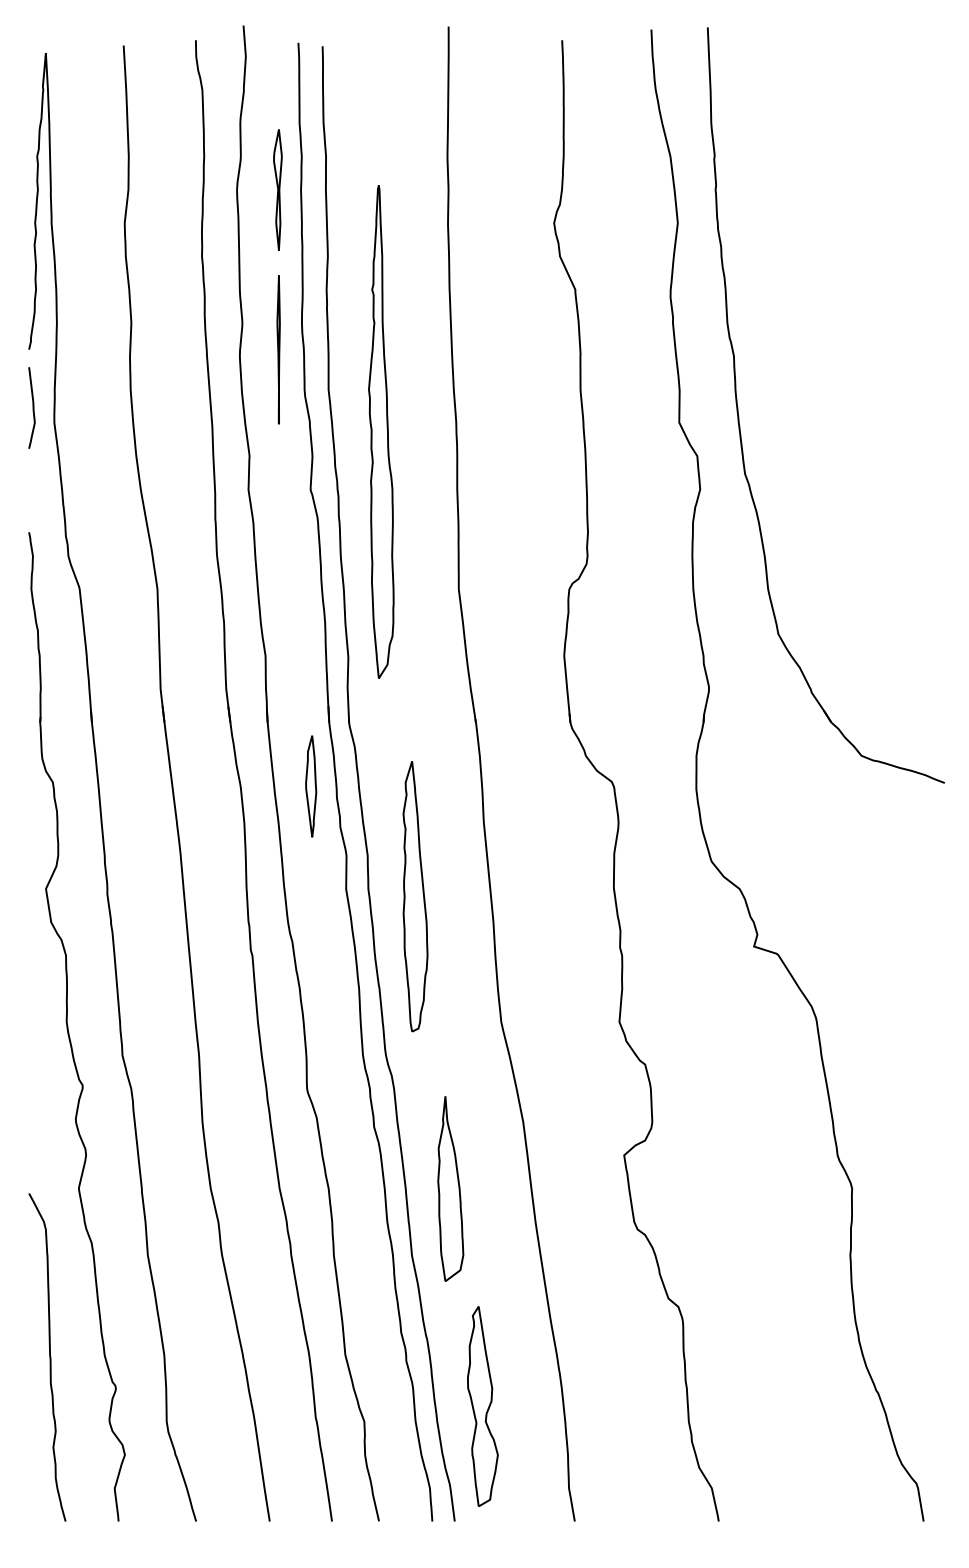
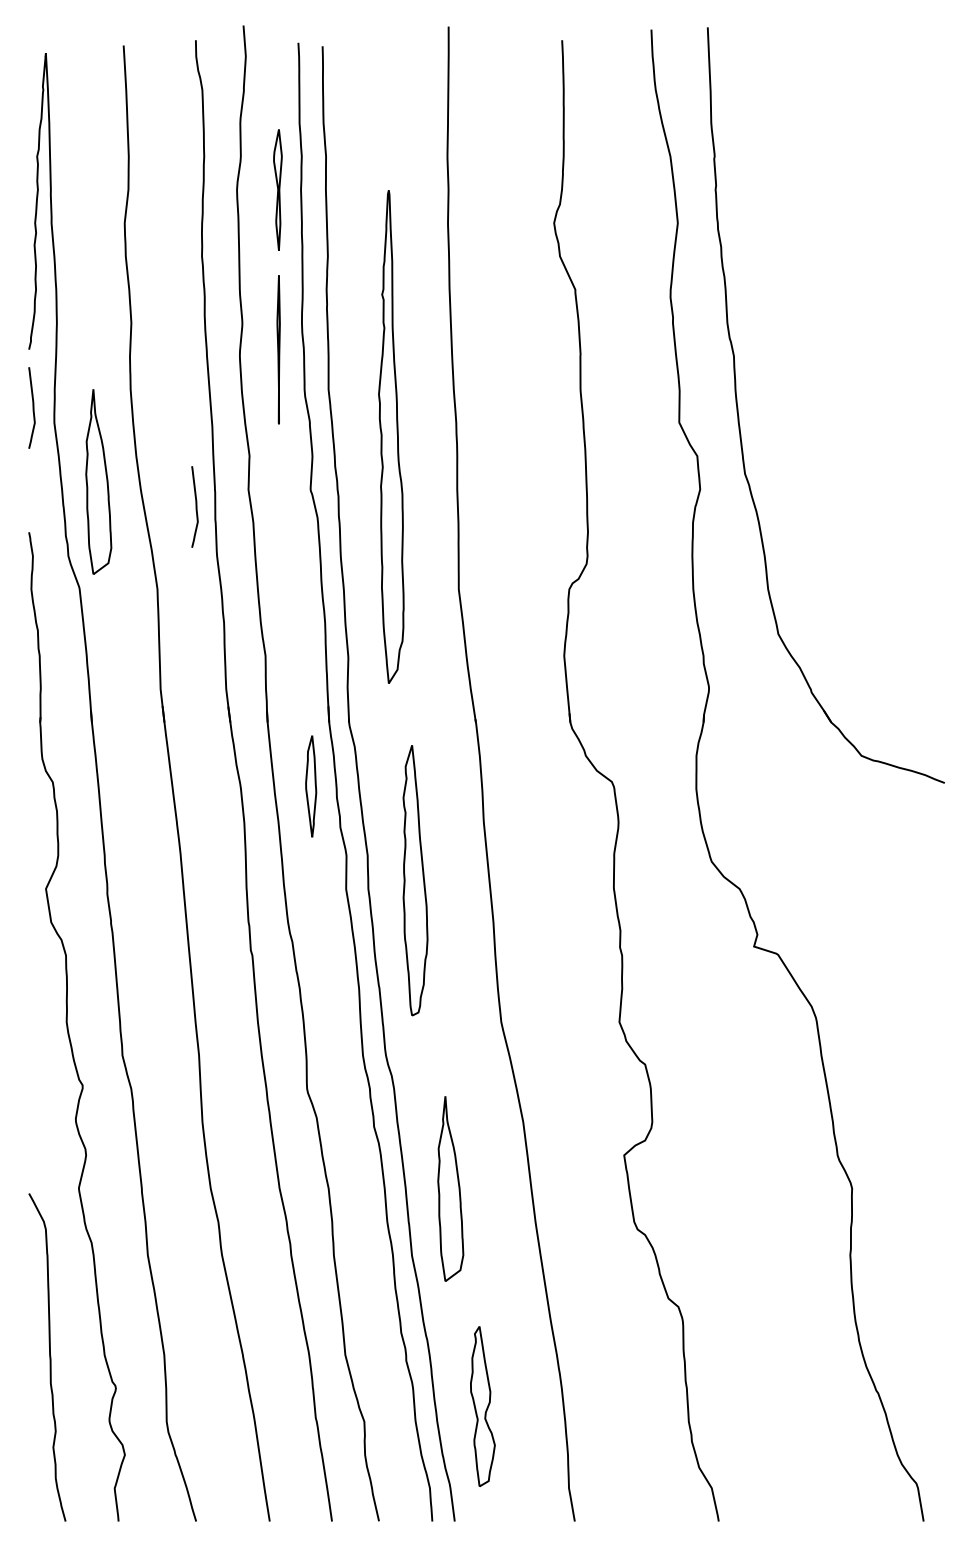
part position: (381, 431) -> (391, 436) (391, 436)
part: none -> present (98, 481)
curve: none -> present (195, 506)
part position: (415, 896) -> (415, 880) (415, 880)
part size: 32x201 px -> 26x161 px (482, 1406)
